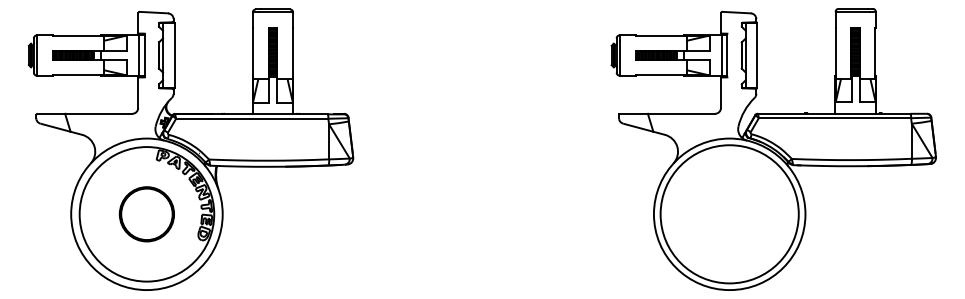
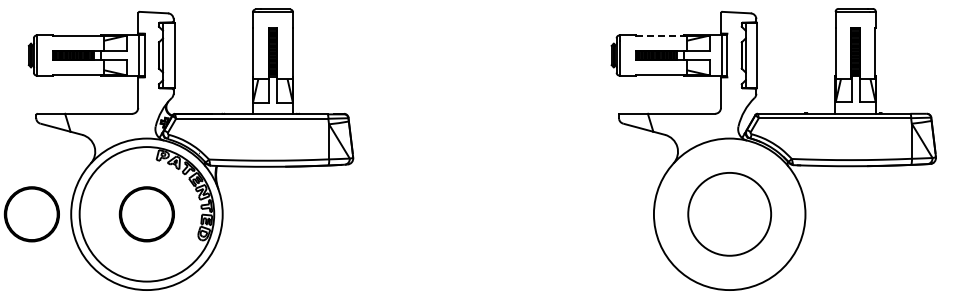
line: solid -> dashed (661, 35)
part: none -> present (31, 214)
circle diameter: 138 px -> 83 px (729, 213)
